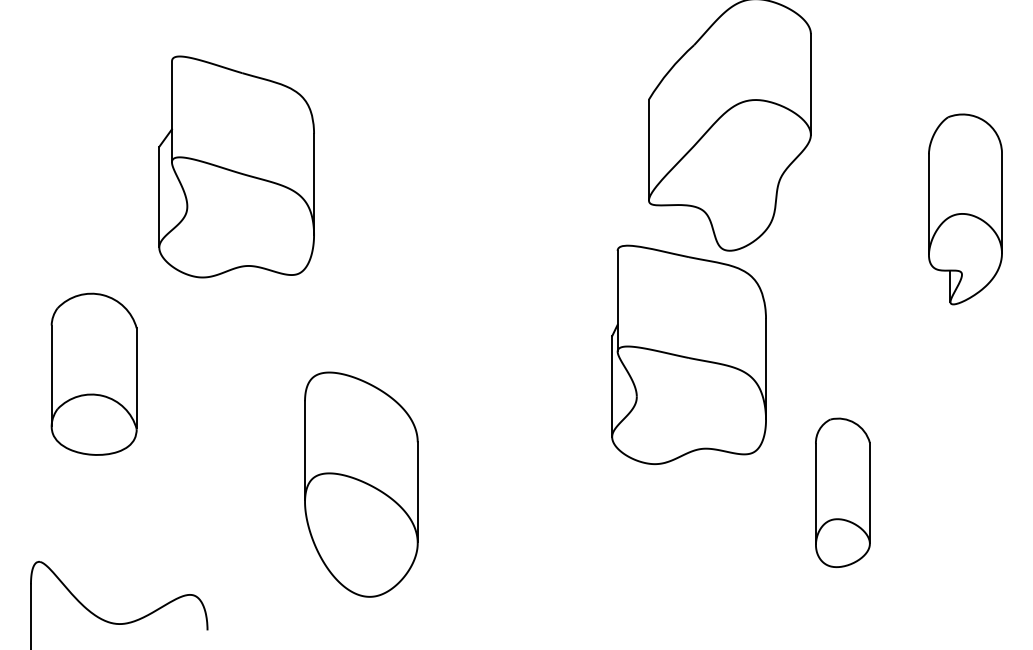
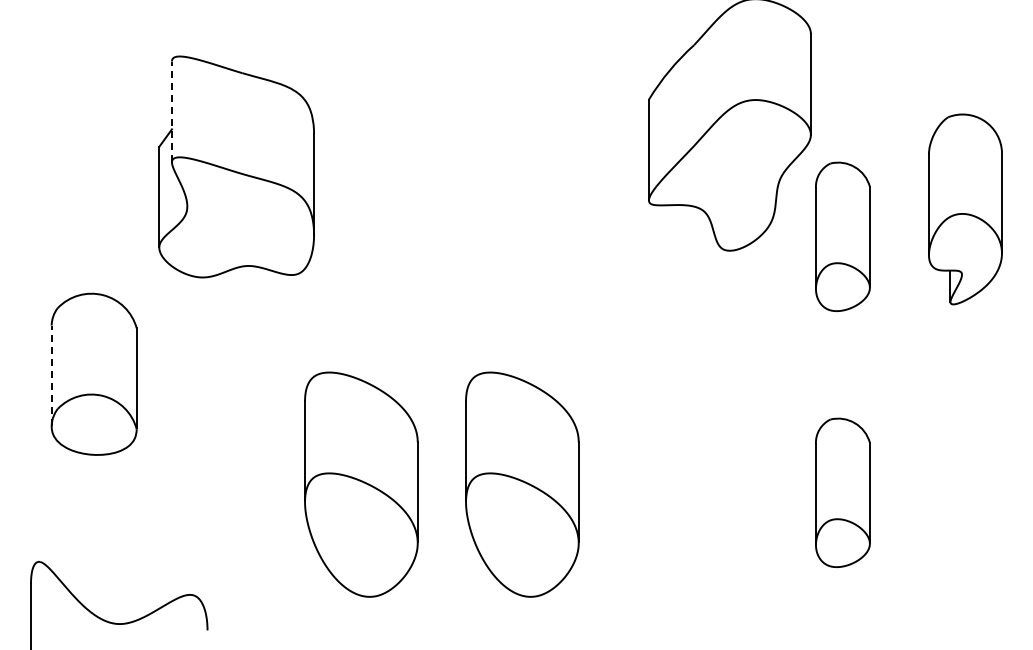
line: solid -> dashed (171, 111)
part: none -> present (842, 236)
part: present -> none (688, 354)
line: solid -> dashed (51, 375)
part: none -> present (522, 484)
